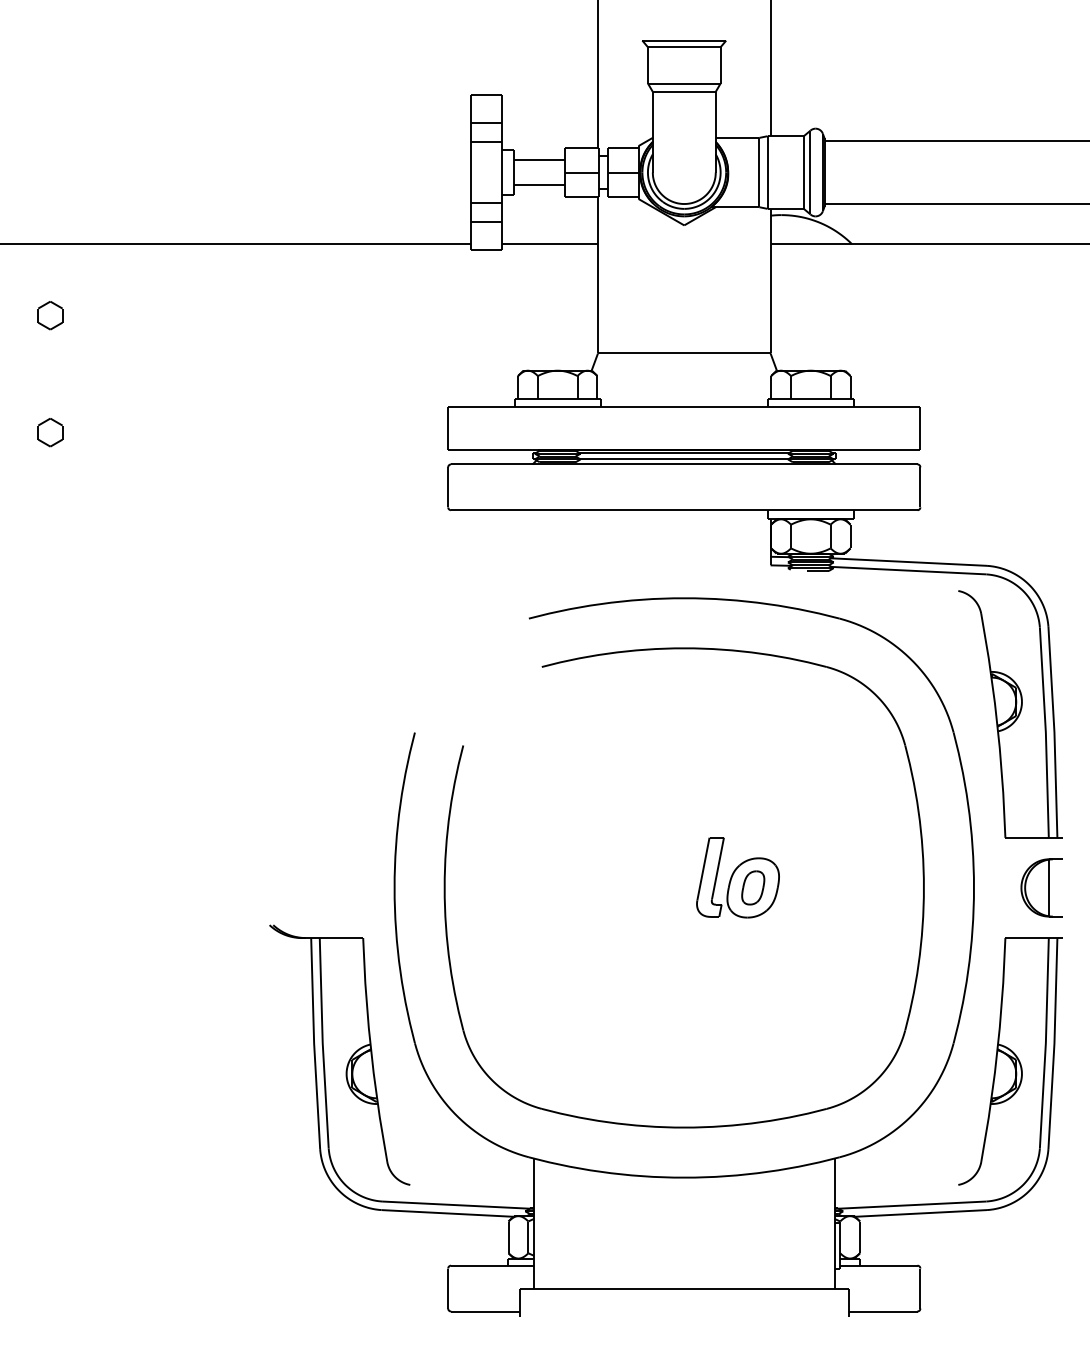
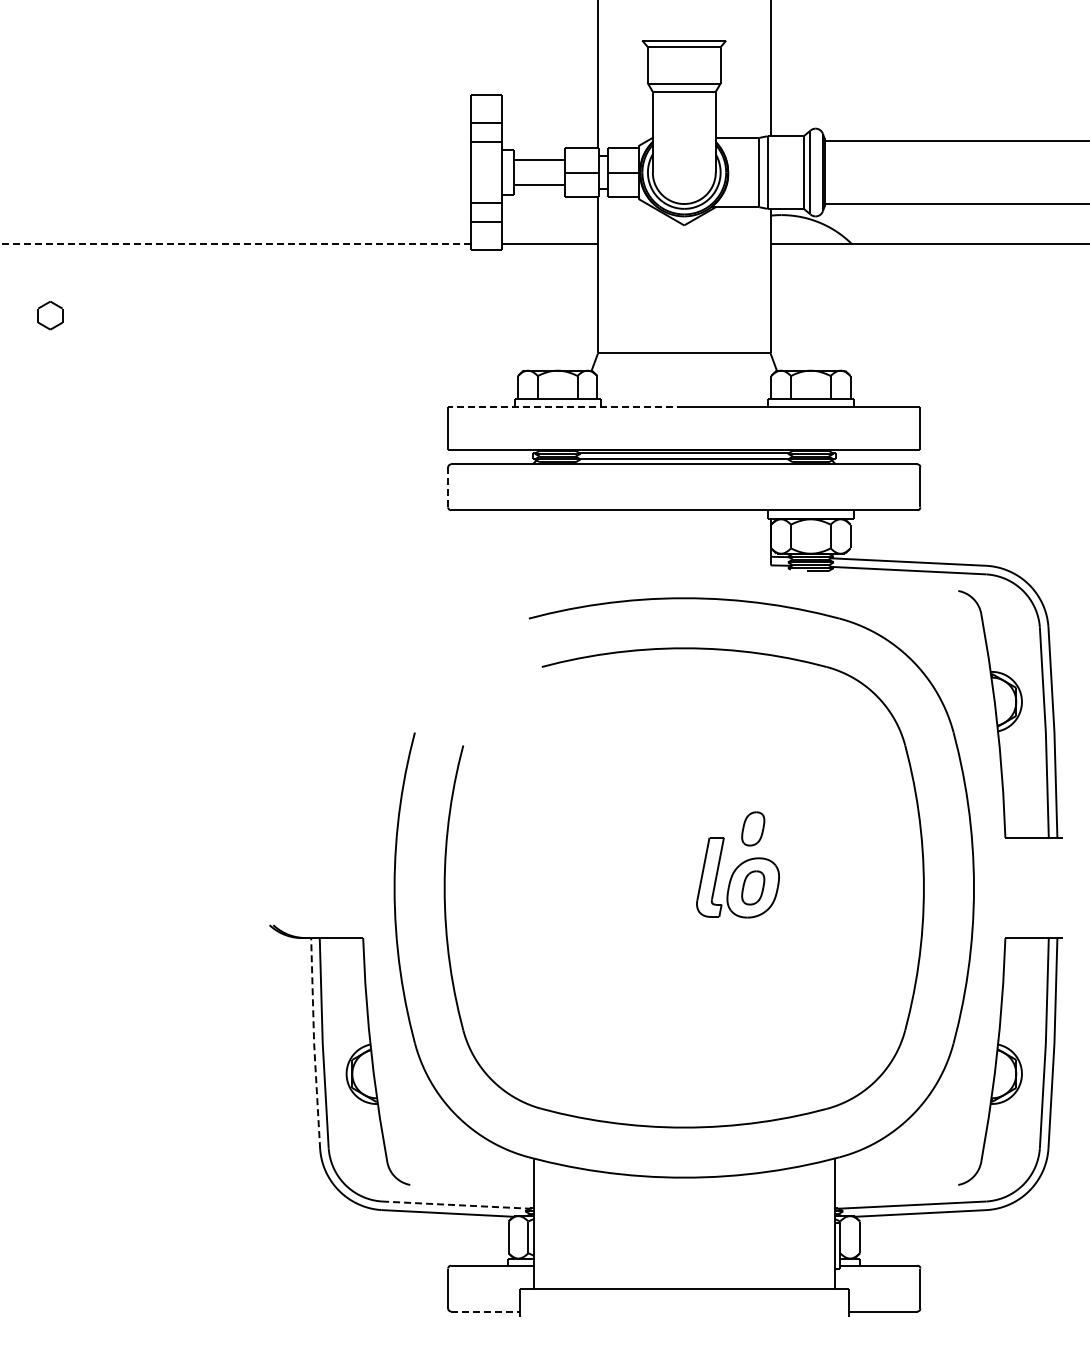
line: solid -> dashed (235, 244)
line: solid -> dashed (565, 407)
part: present -> none (50, 432)
line: solid -> dashed (448, 486)
part: none -> present (753, 828)
part: present -> none (1041, 887)
line: solid -> dashed (314, 1043)
line: solid -> dashed (458, 1205)
line: solid -> dashed (485, 1311)
